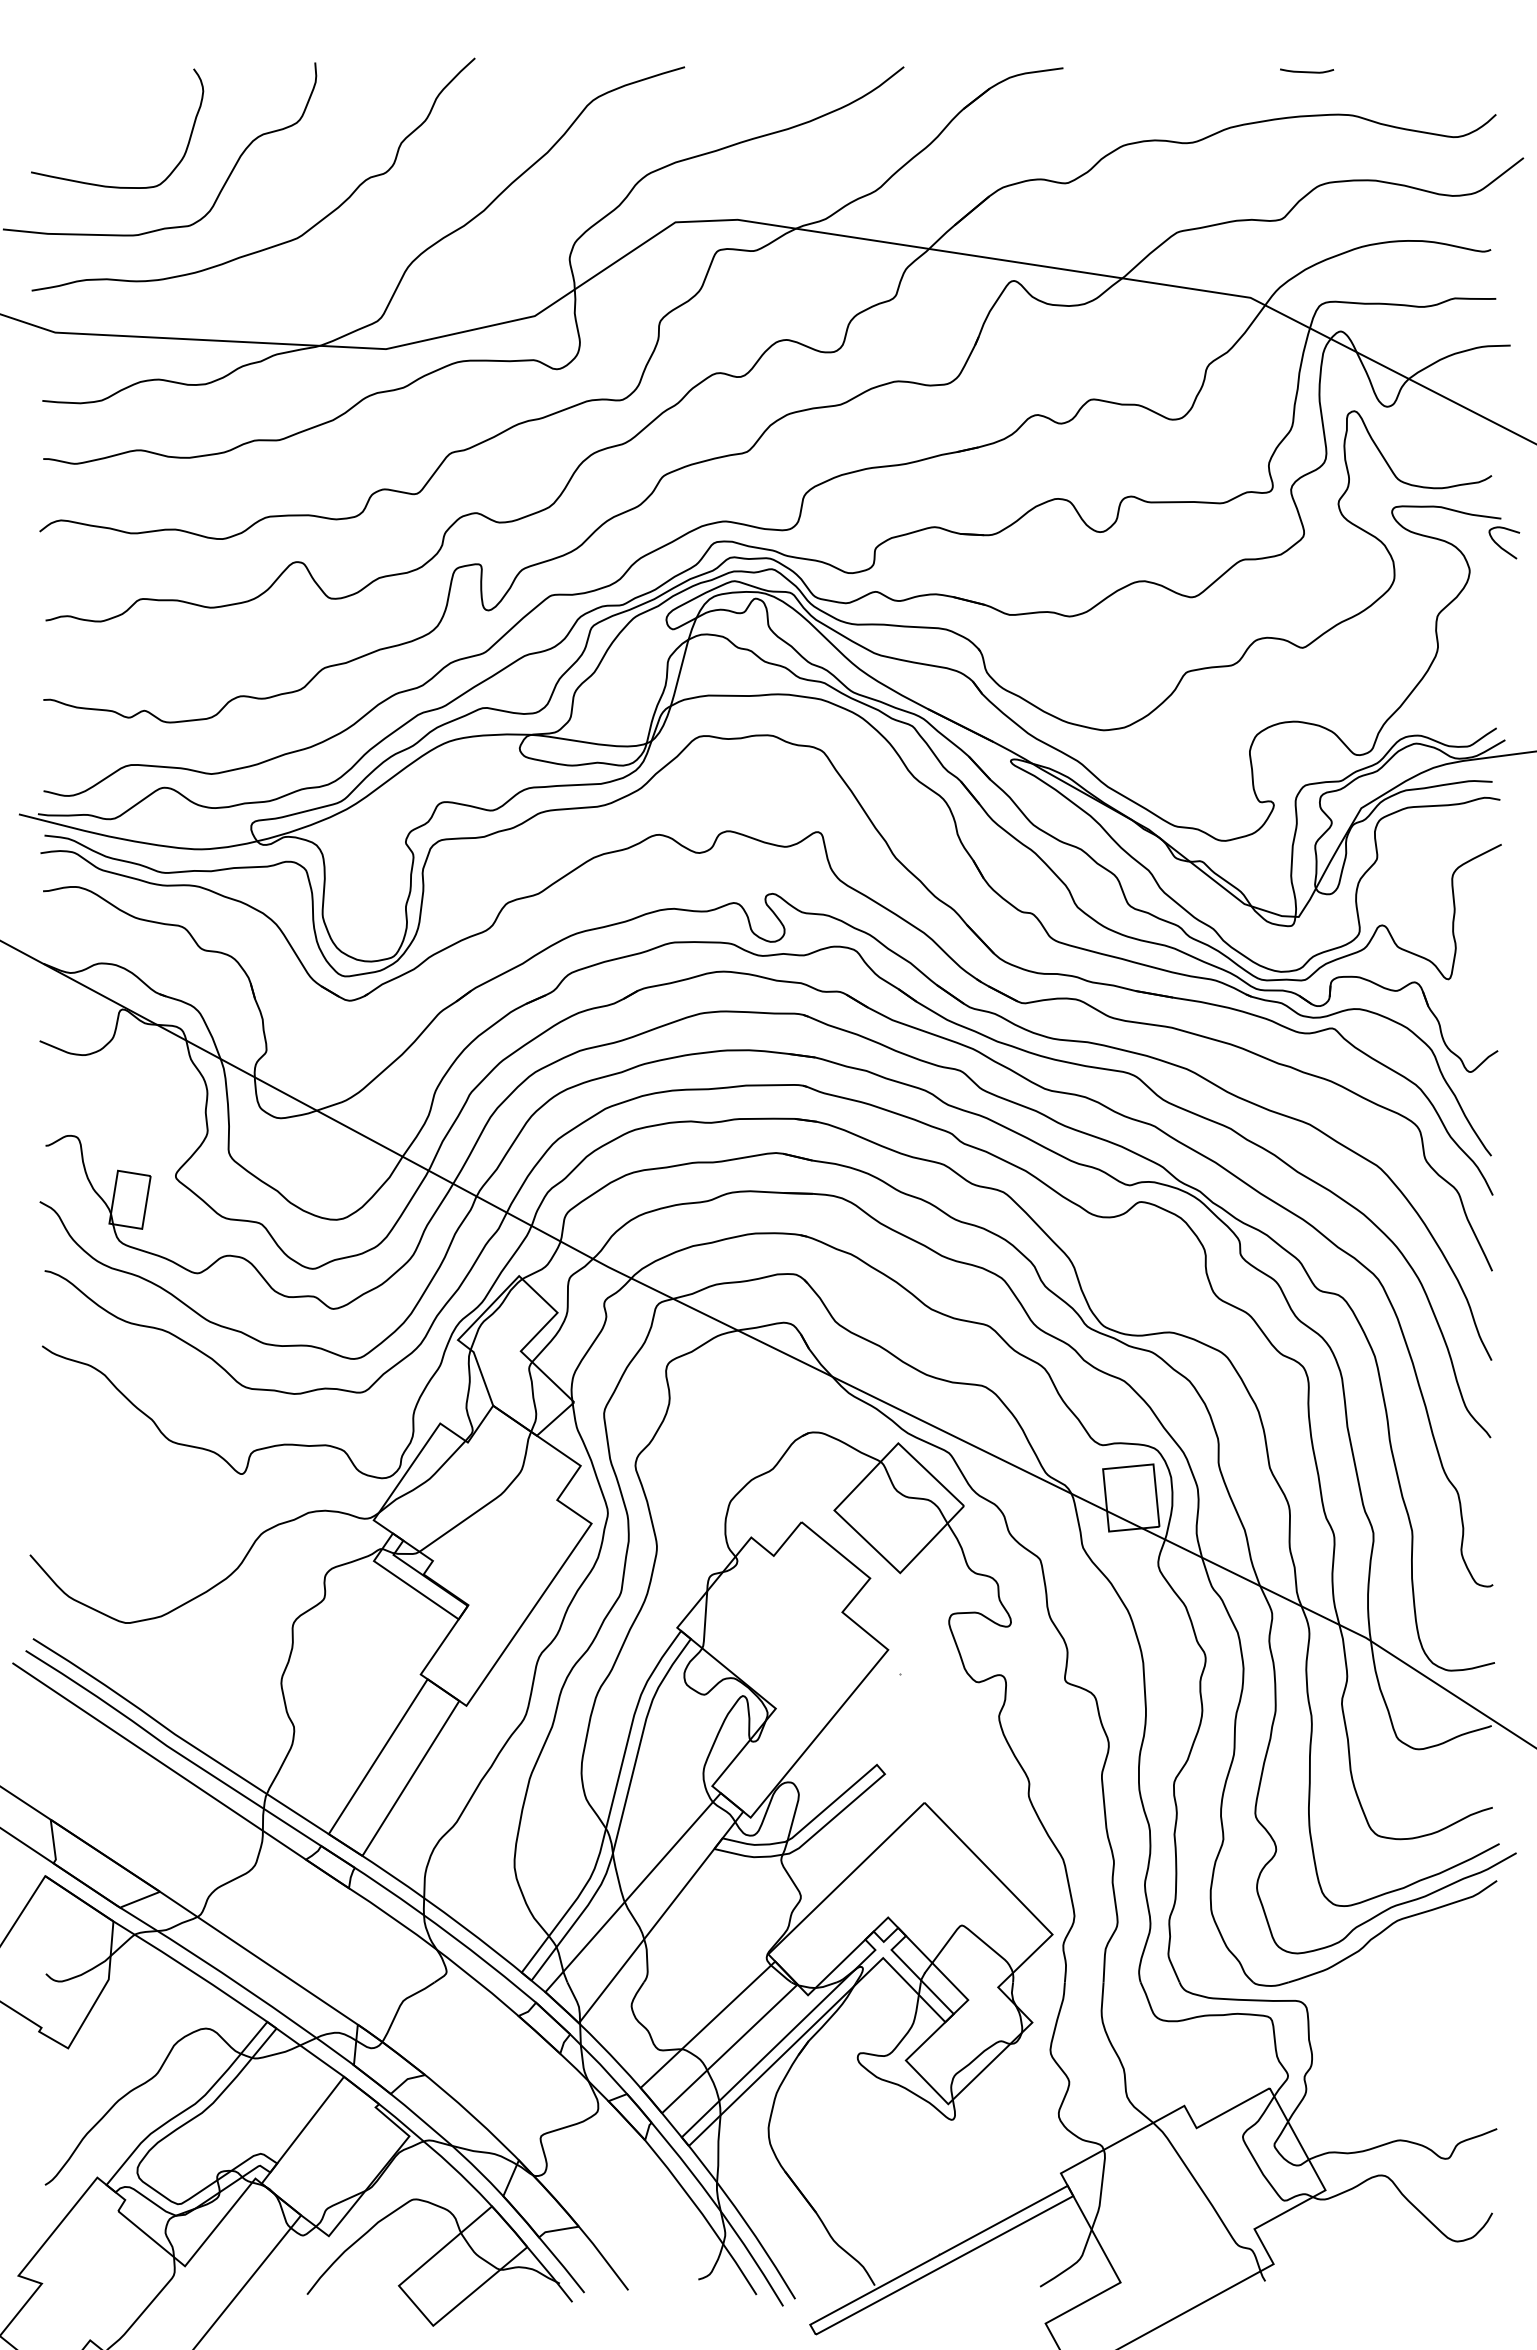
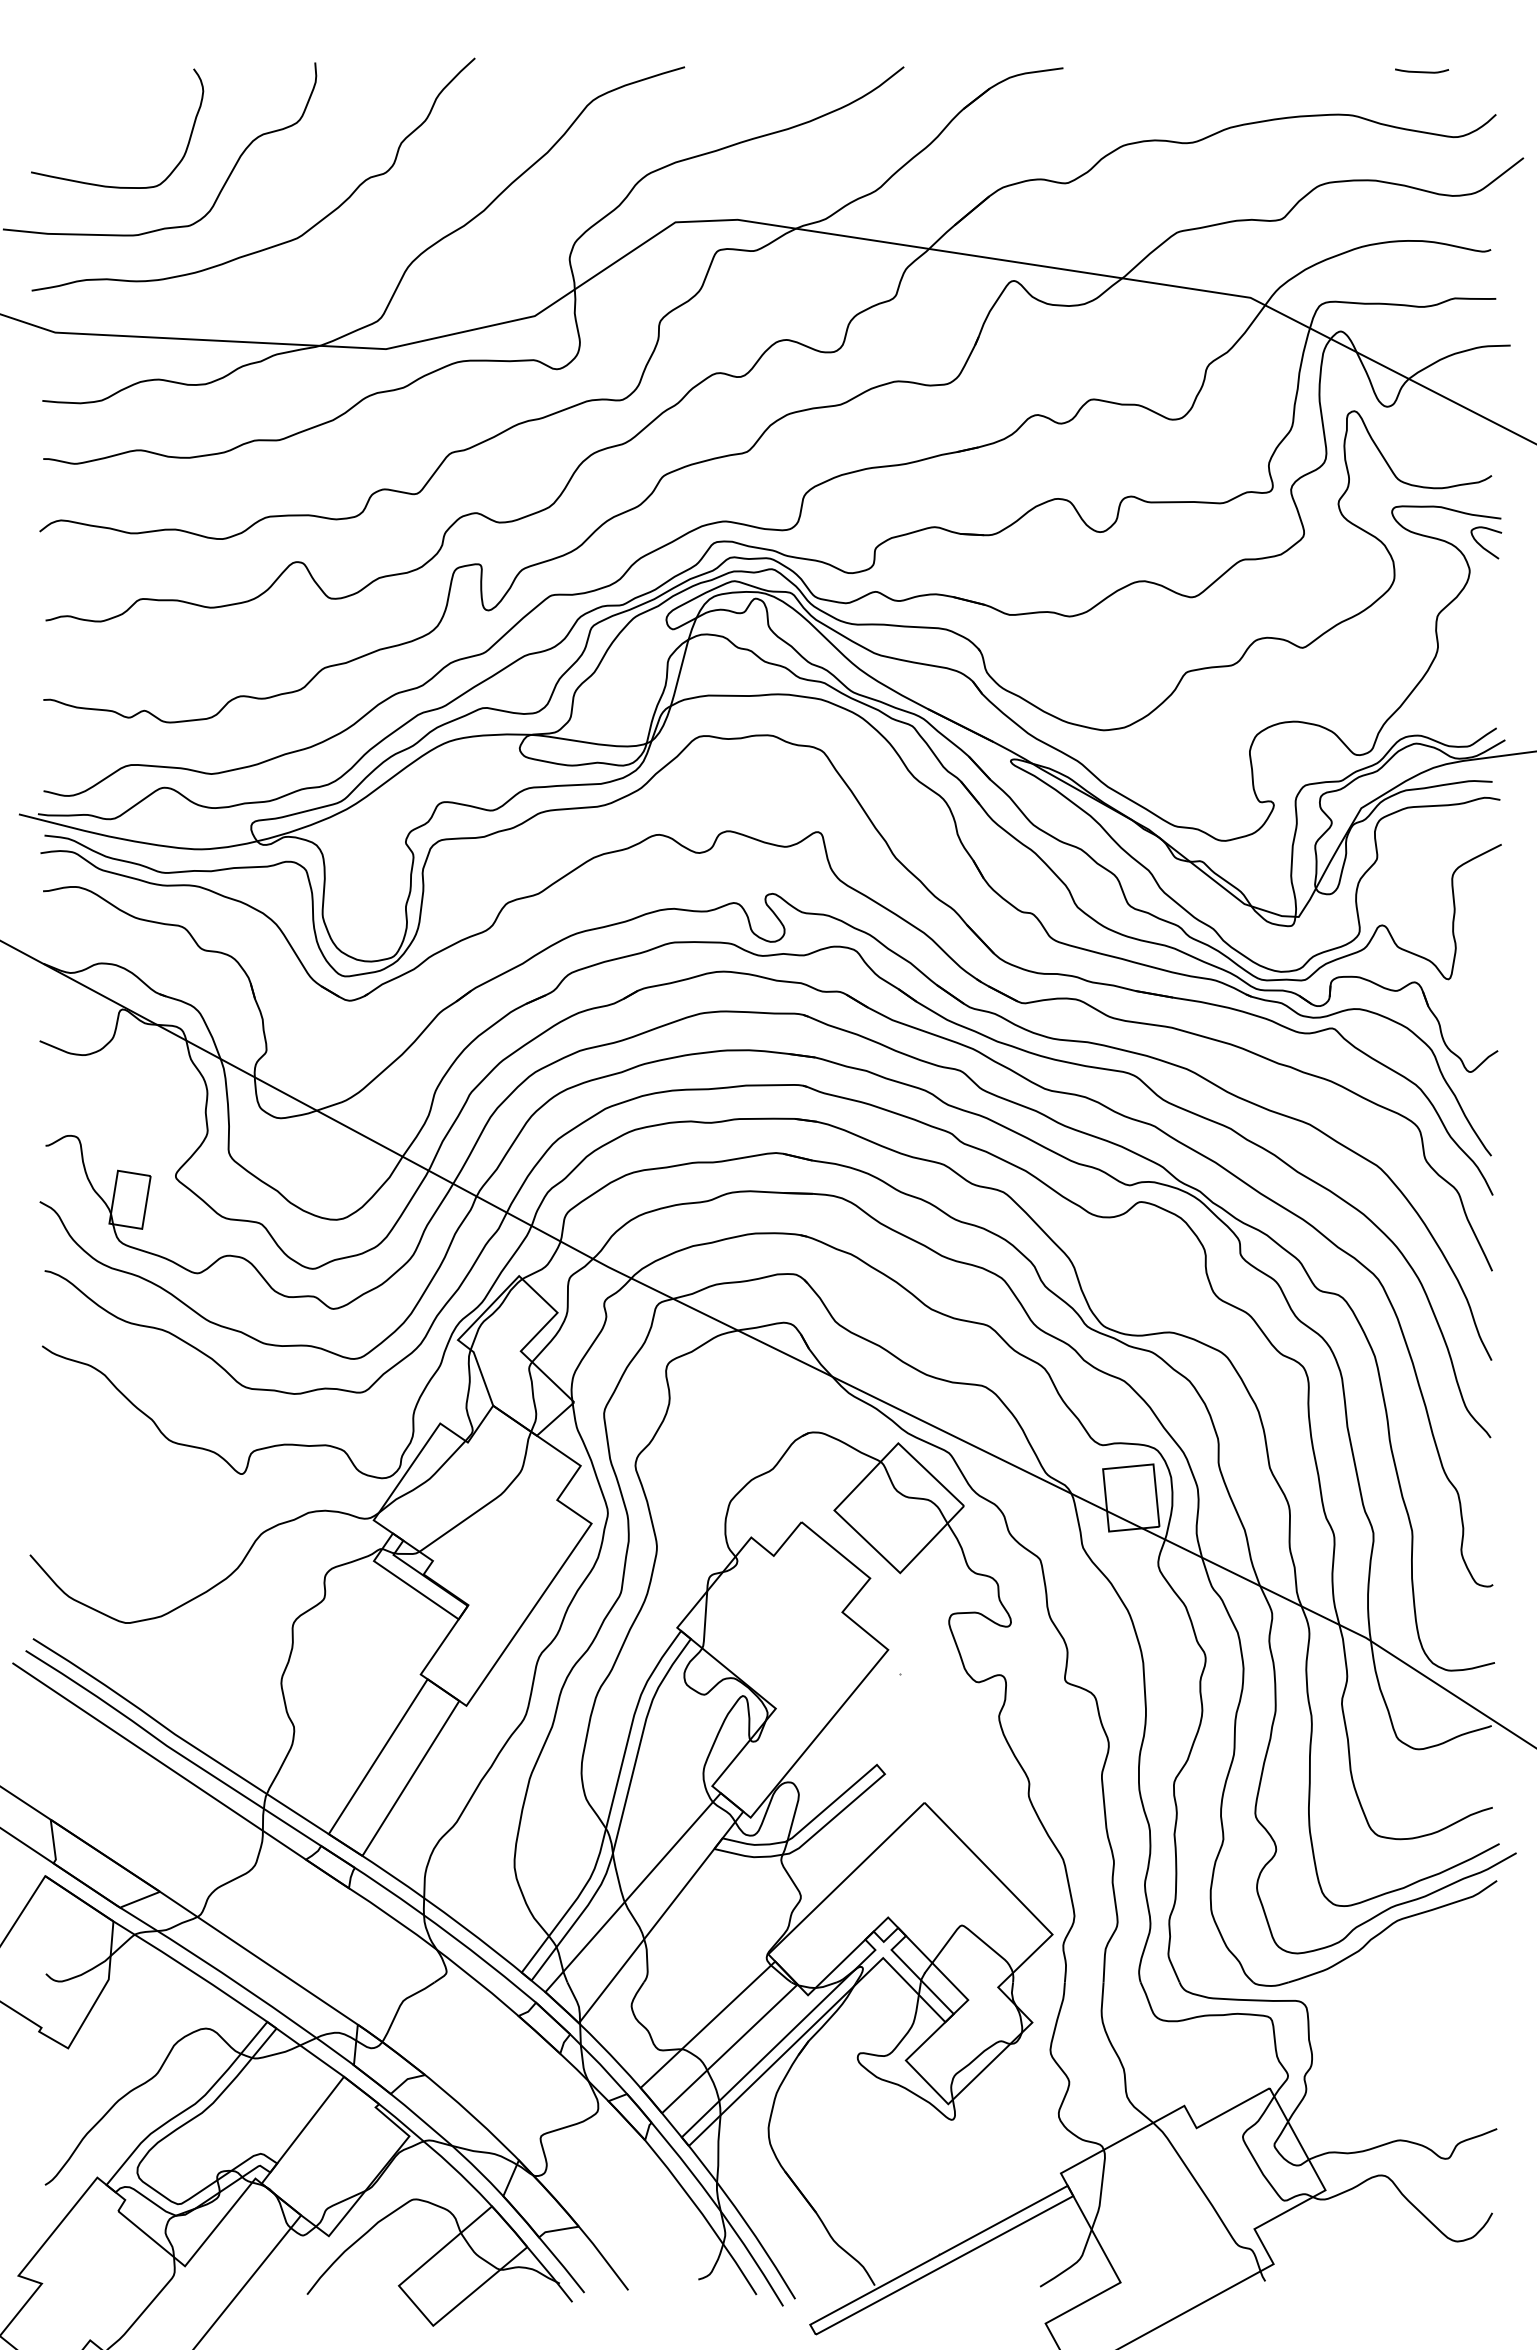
curve position: (1307, 71) -> (1422, 71) (1422, 71)
curve position: (1500, 545) -> (1482, 545) (1482, 545)
